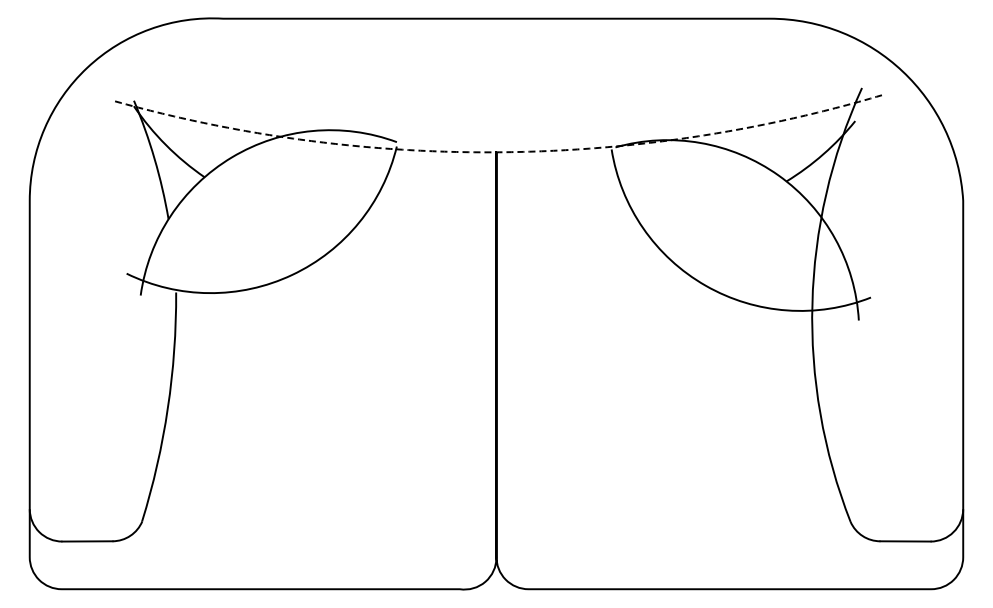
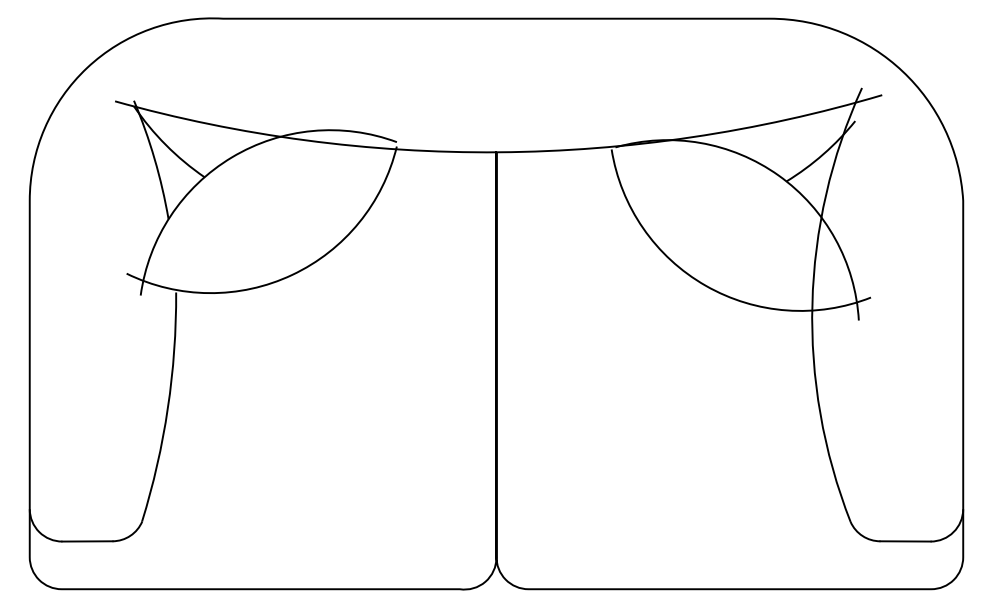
arc: dashed -> solid (499, 152)
